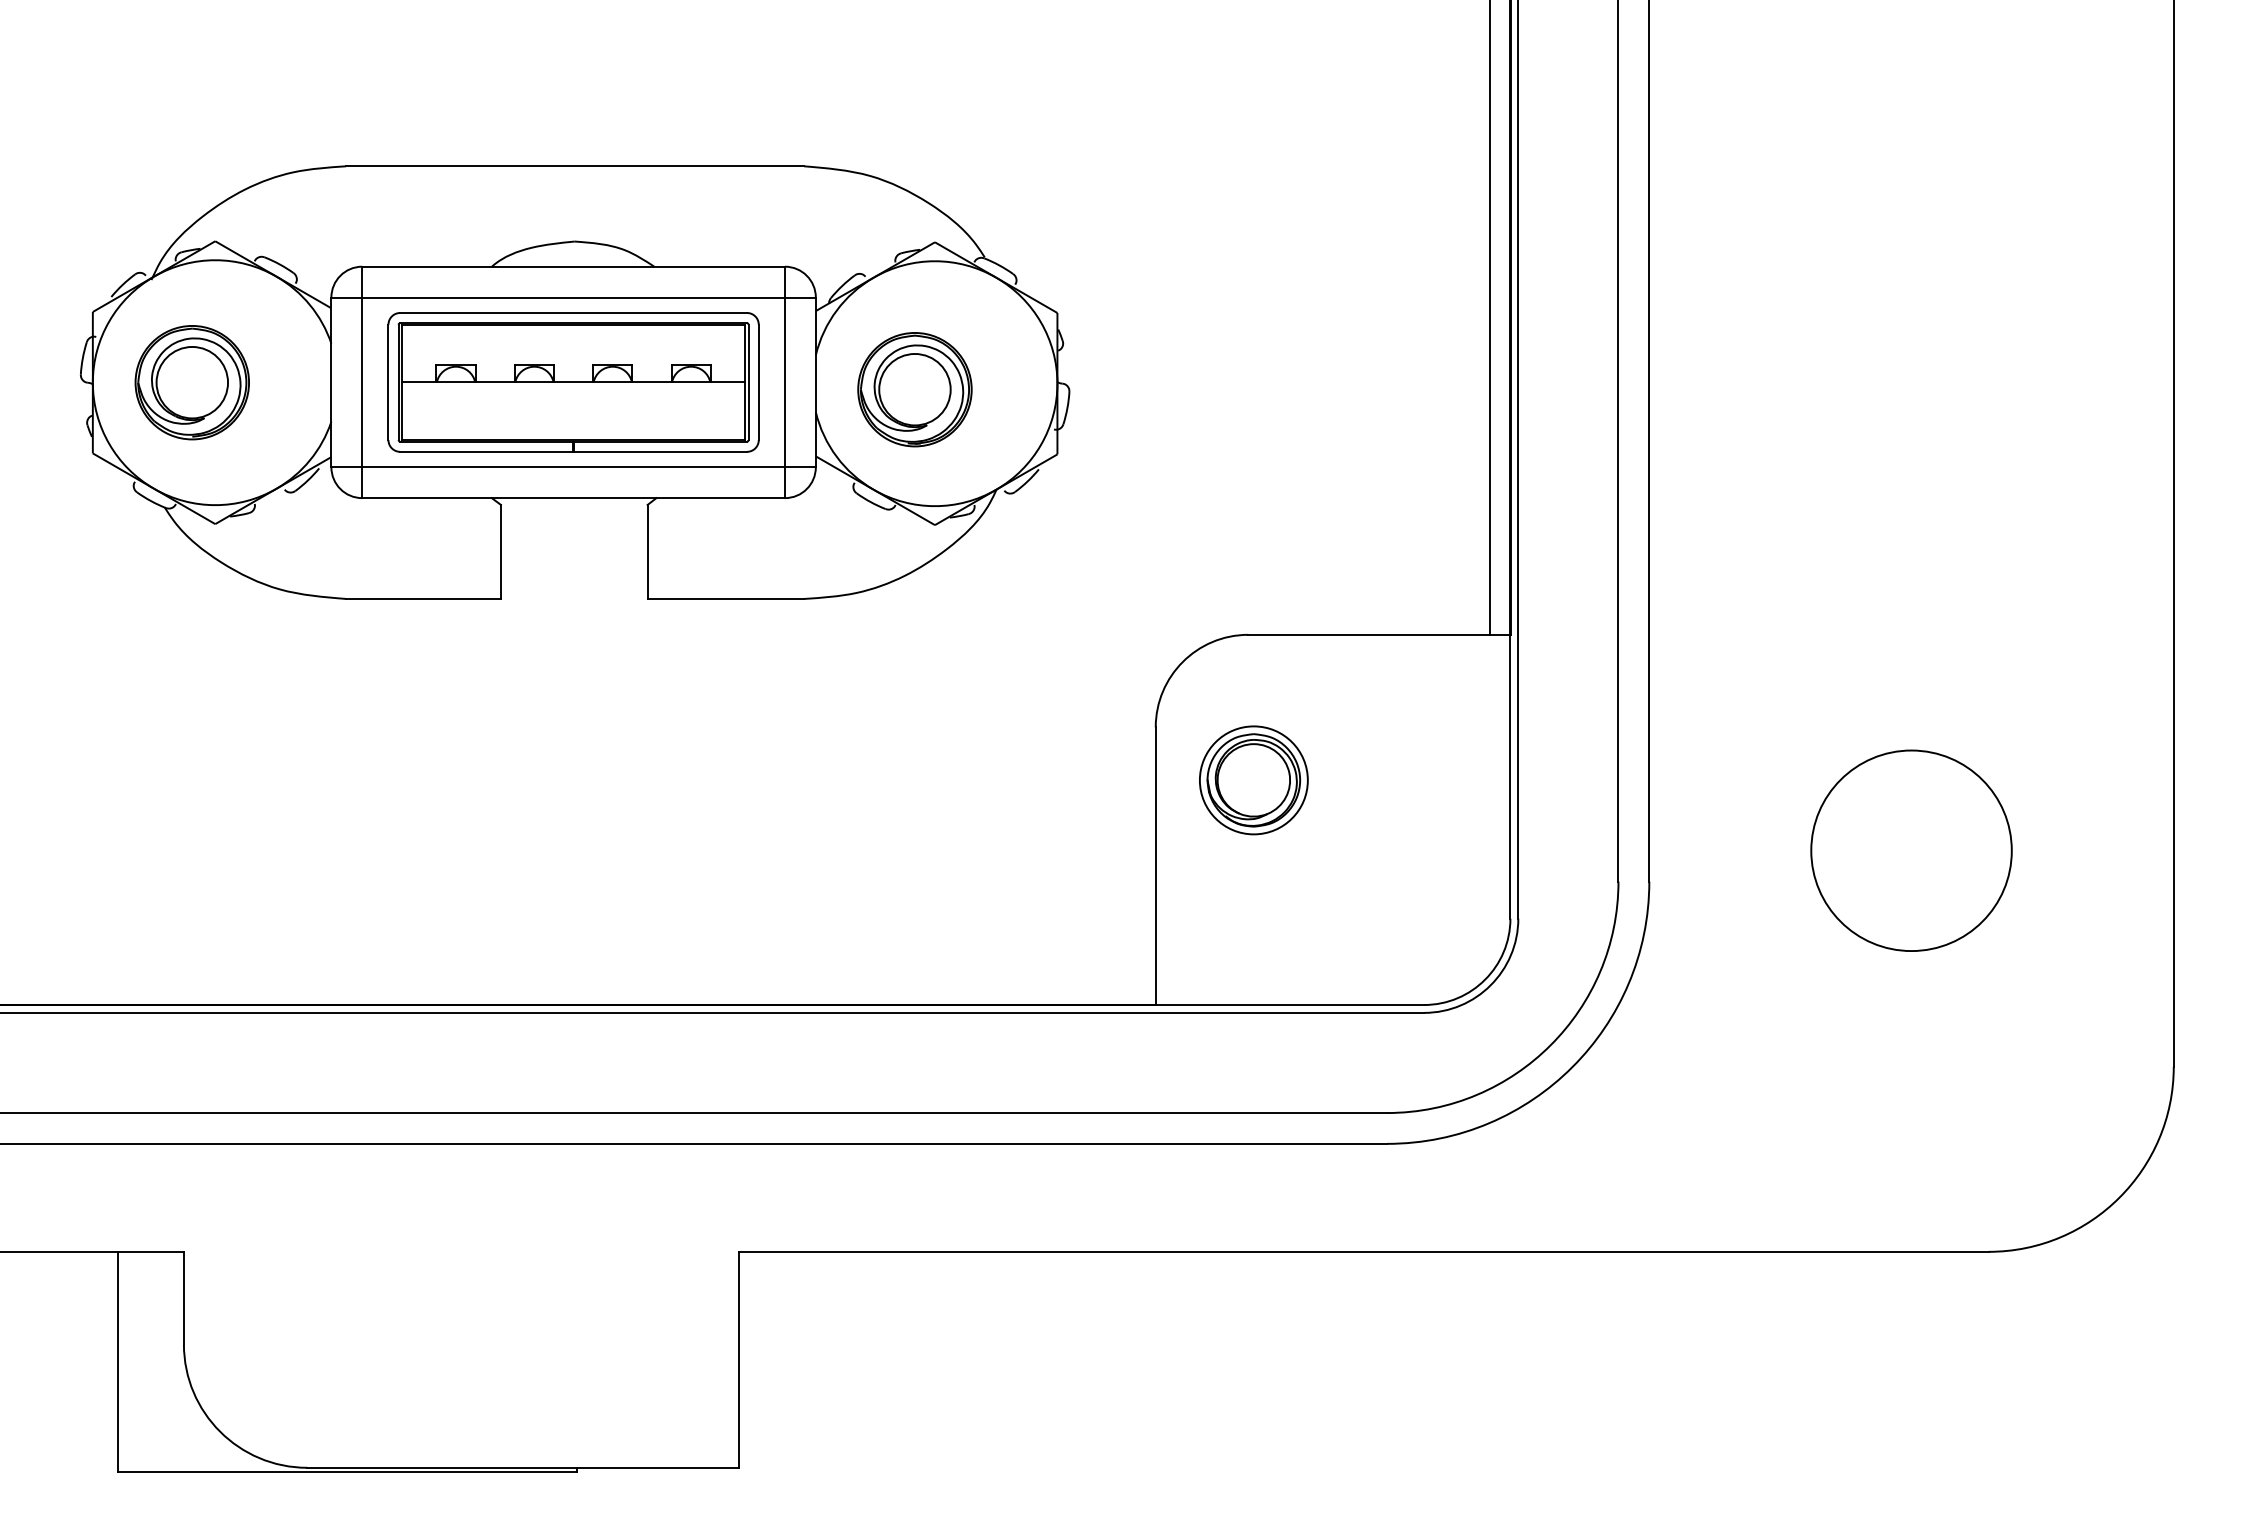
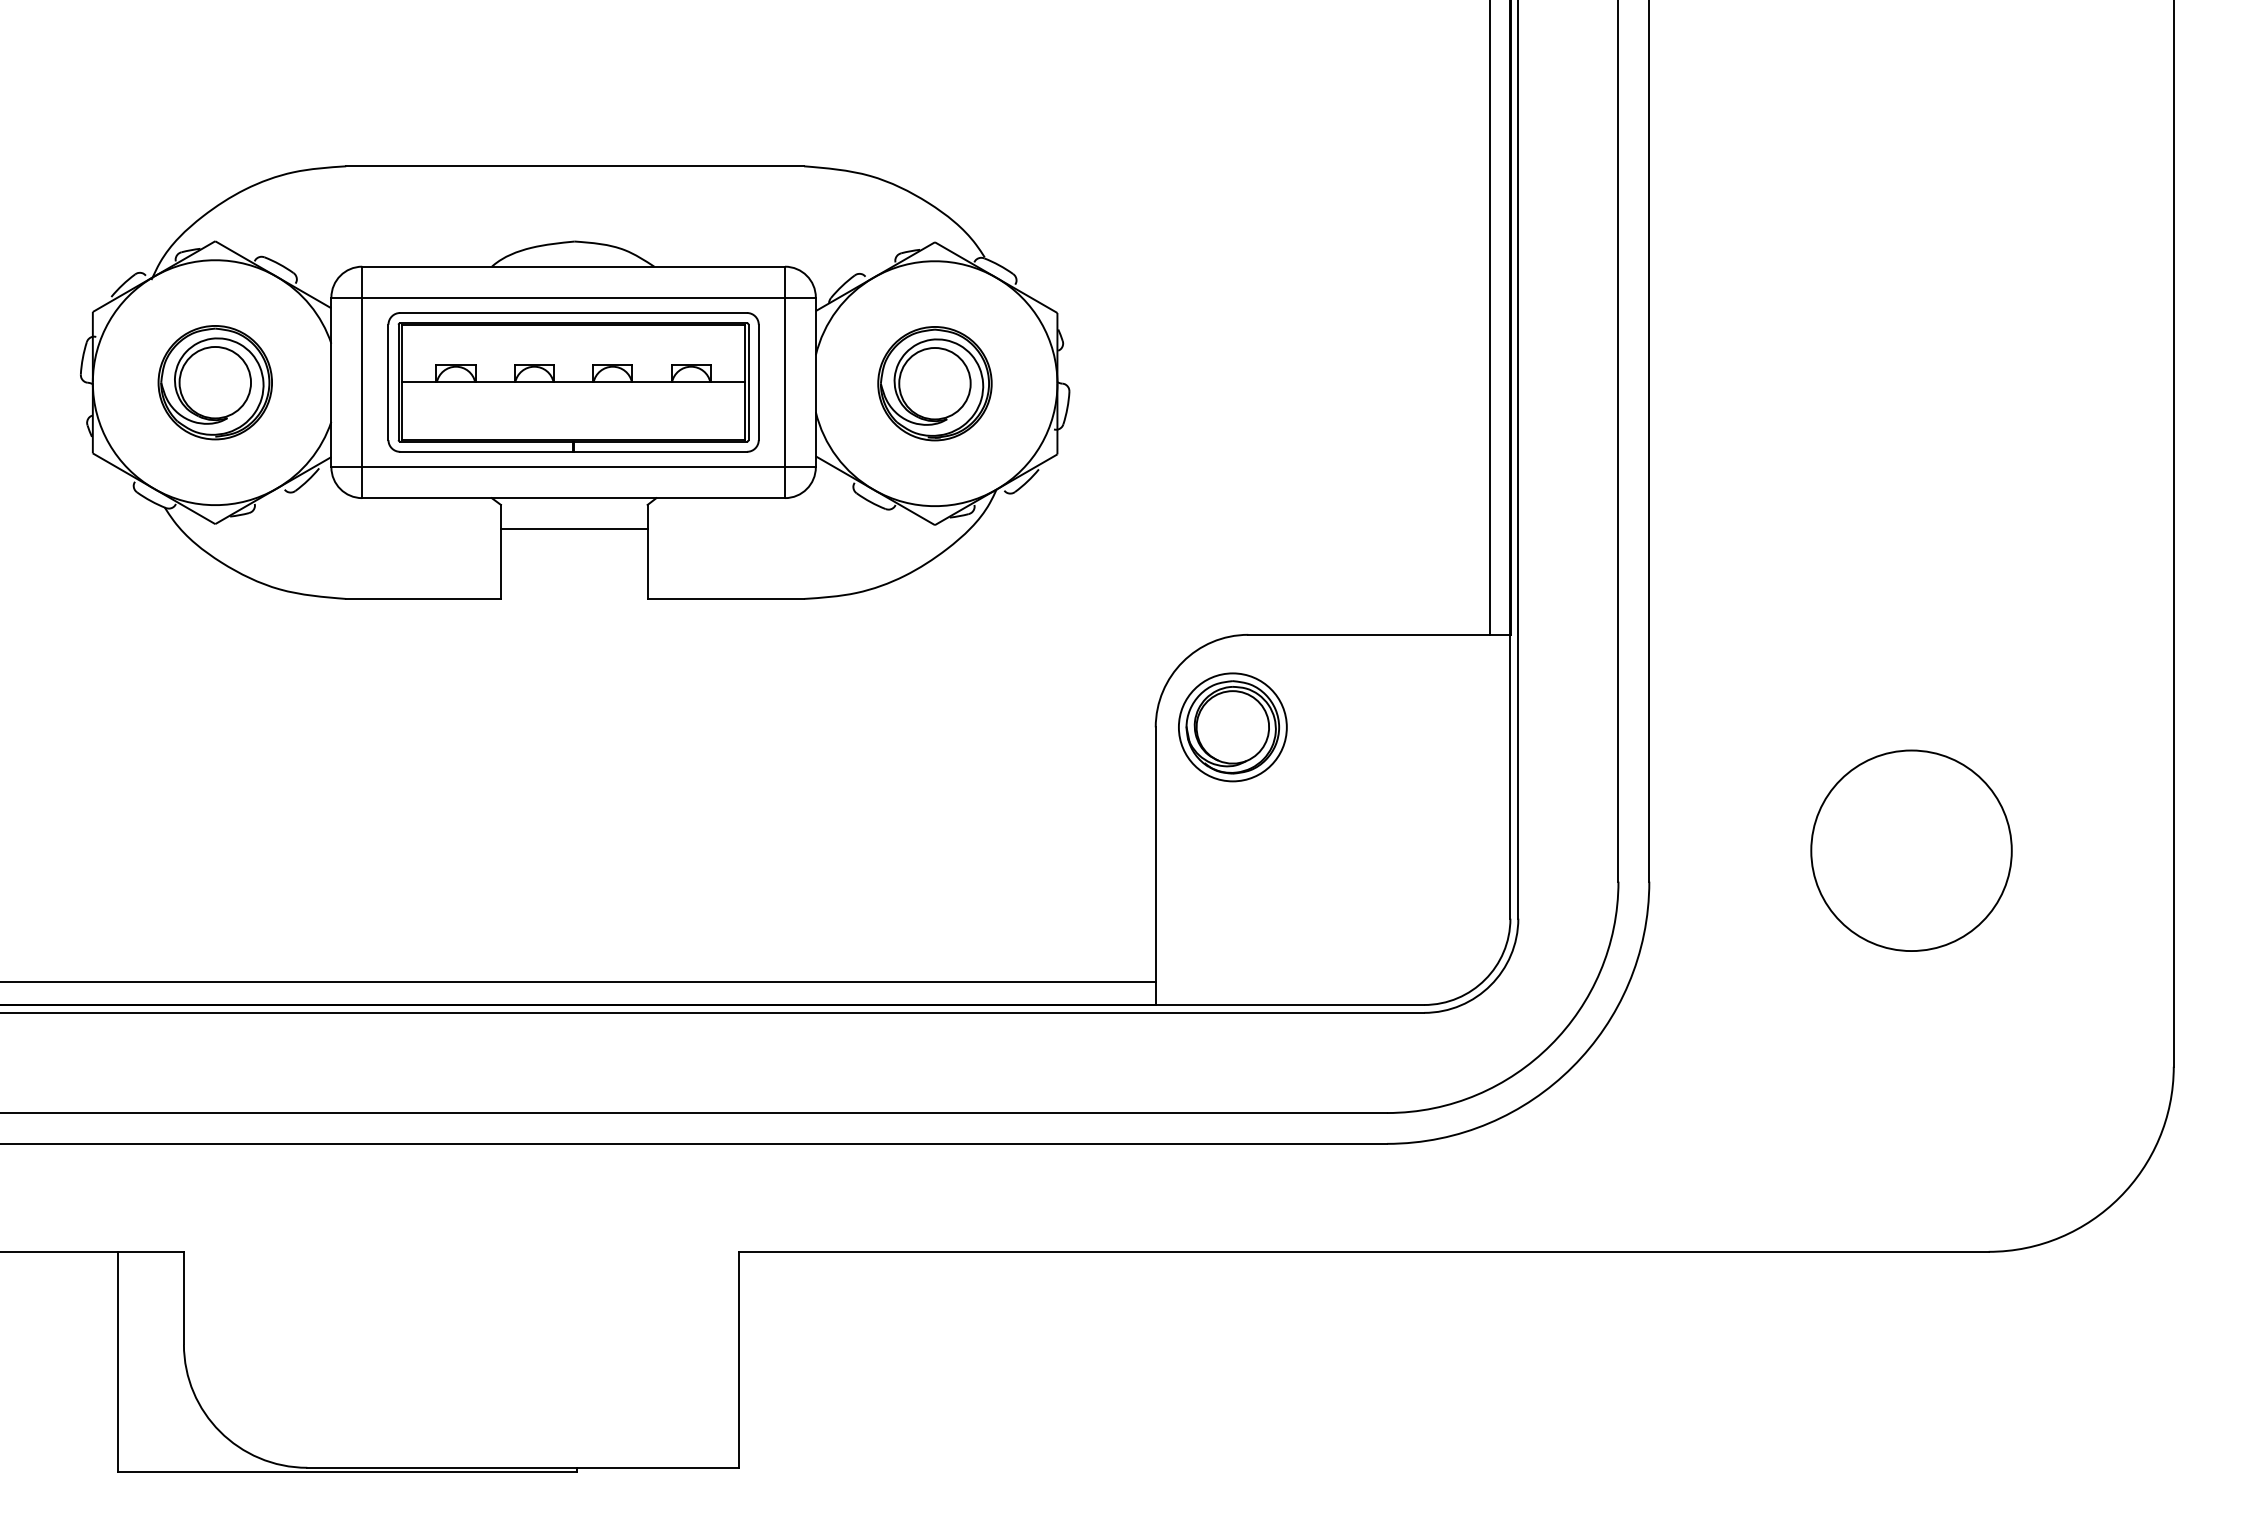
part position: (191, 382) -> (214, 382) (214, 382)
part position: (914, 389) -> (934, 383) (934, 383)
line: none -> present (573, 528)
part position: (1253, 780) -> (1232, 727) (1232, 727)
line: none -> present (578, 982)
